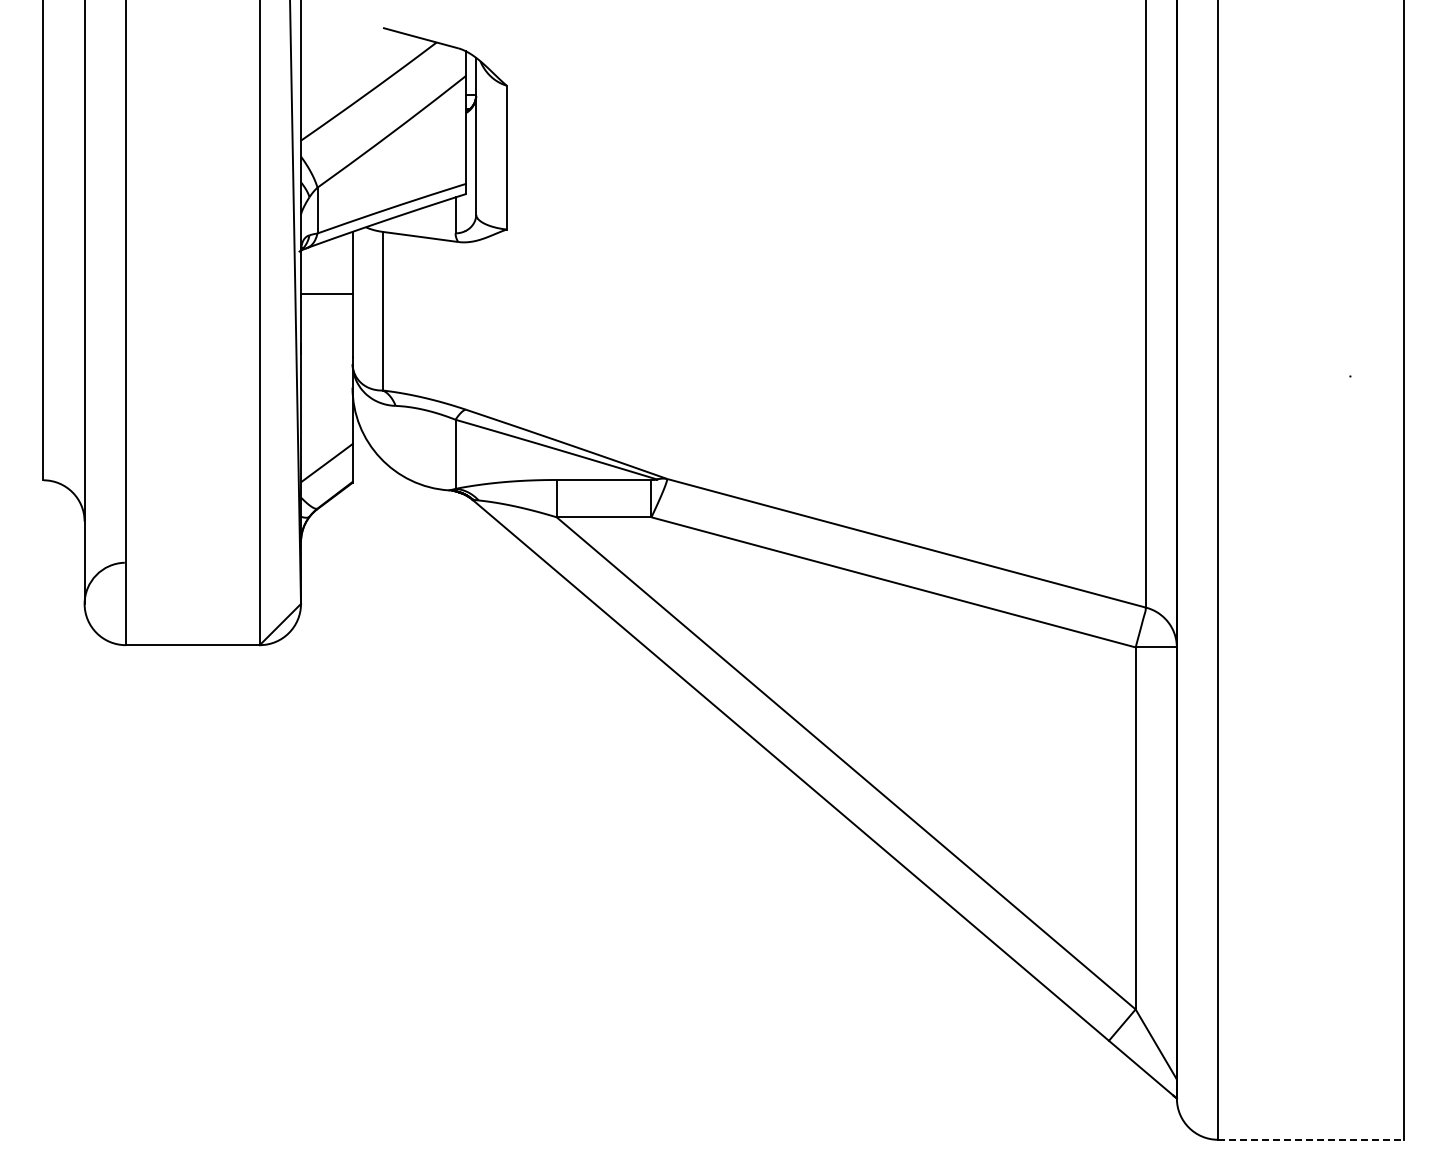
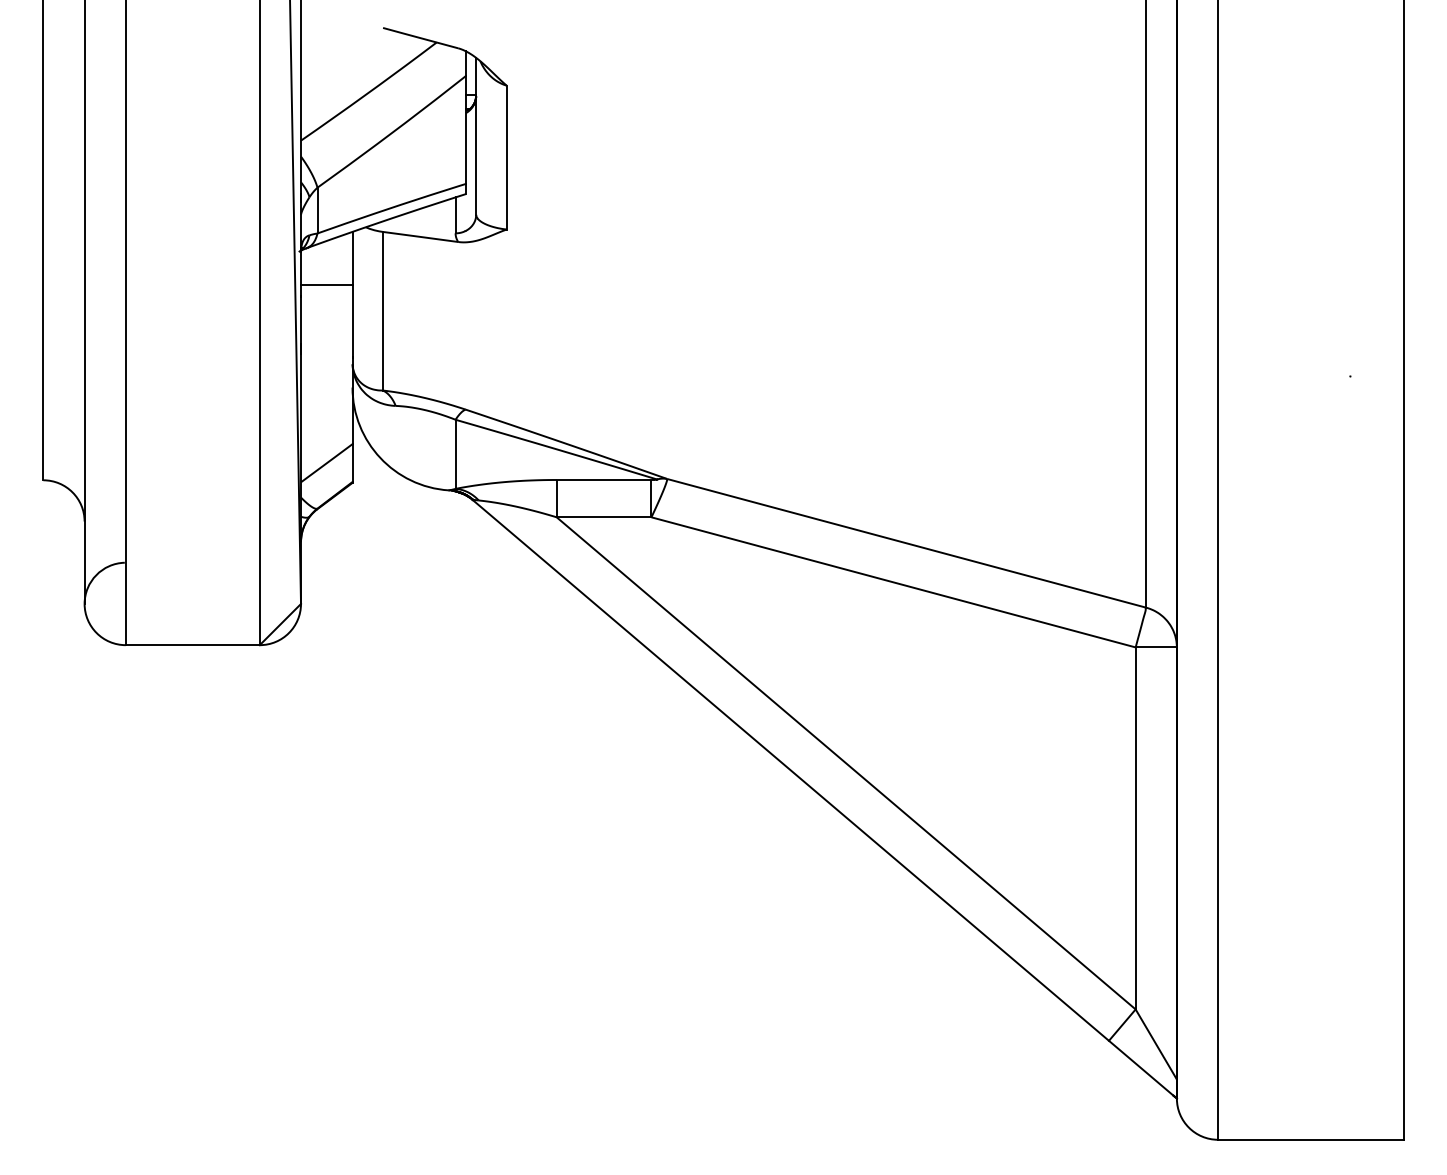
line position: (326, 294) -> (326, 285) (326, 285)
line: dashed -> solid (1310, 1139)
